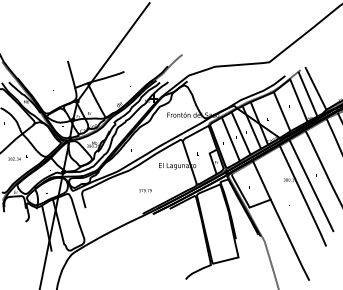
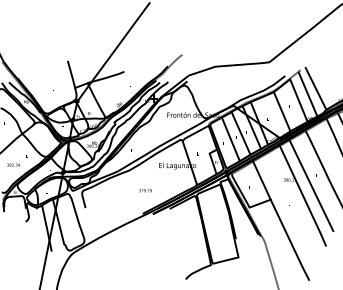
text position: (14, 158) -> (13, 164) (13, 164)
